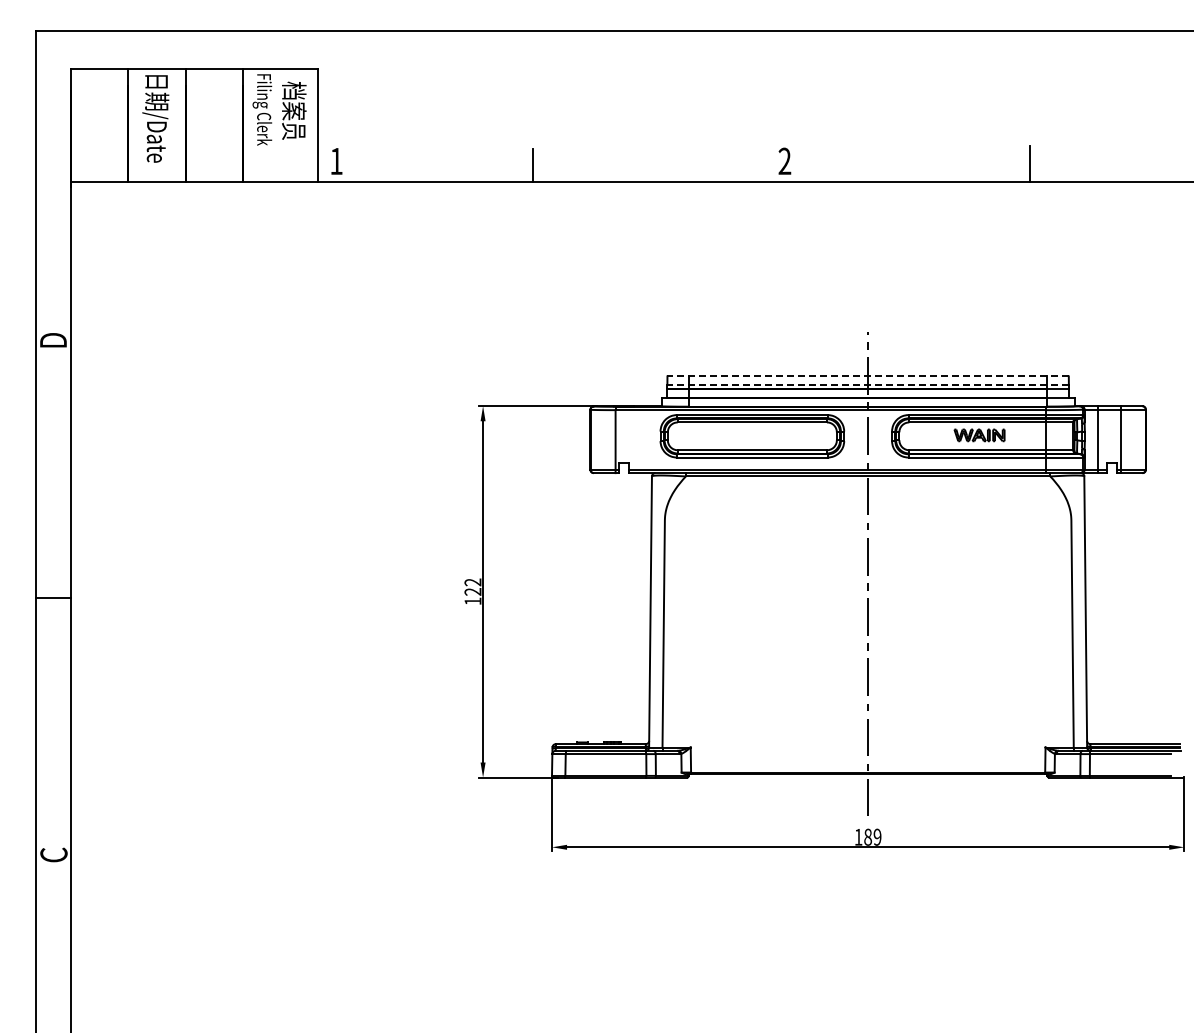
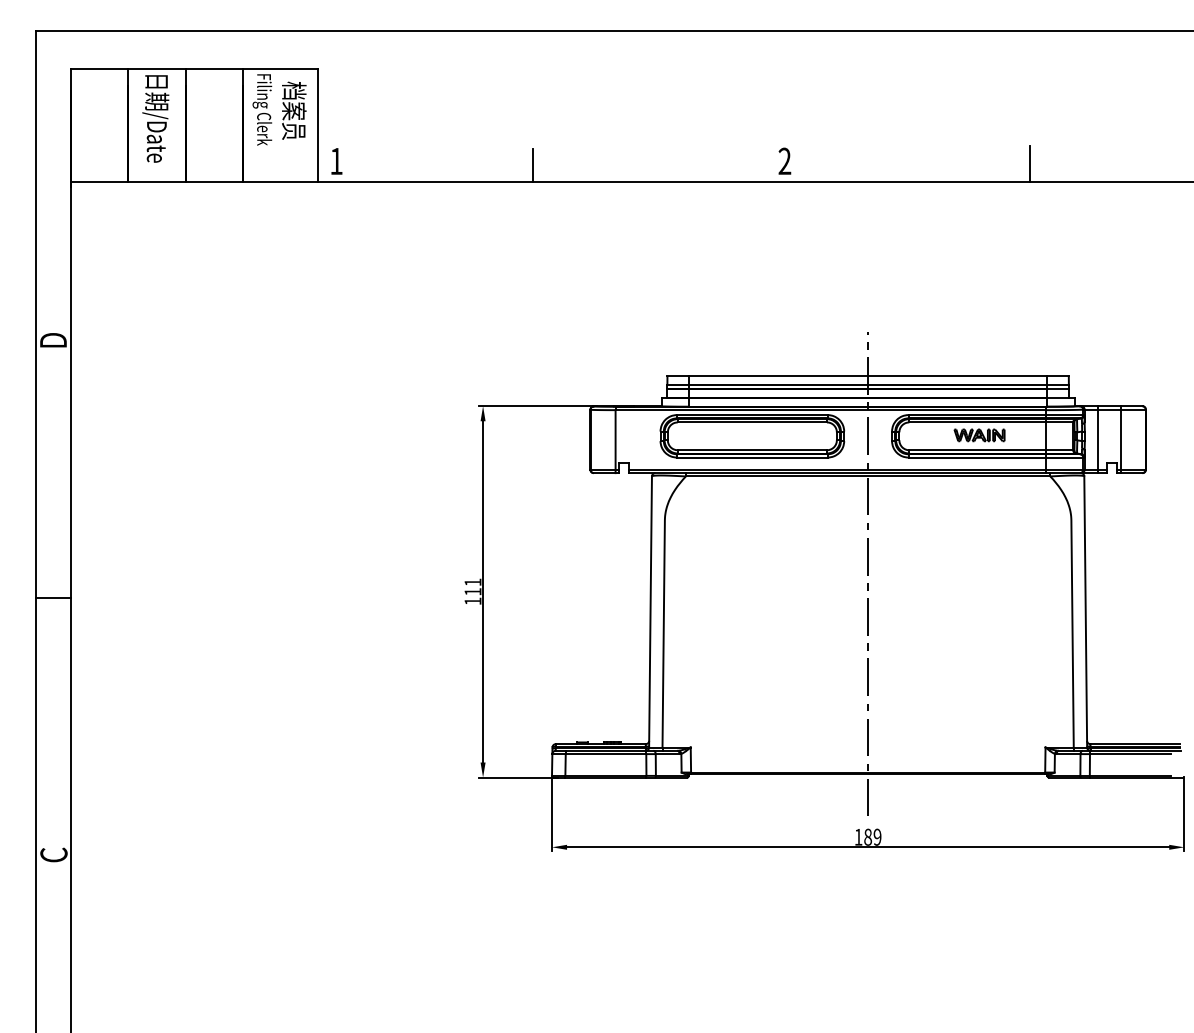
line: dashed -> solid (868, 376)
line: dashed -> solid (868, 384)
text: 122 -> 111 (472, 586)
